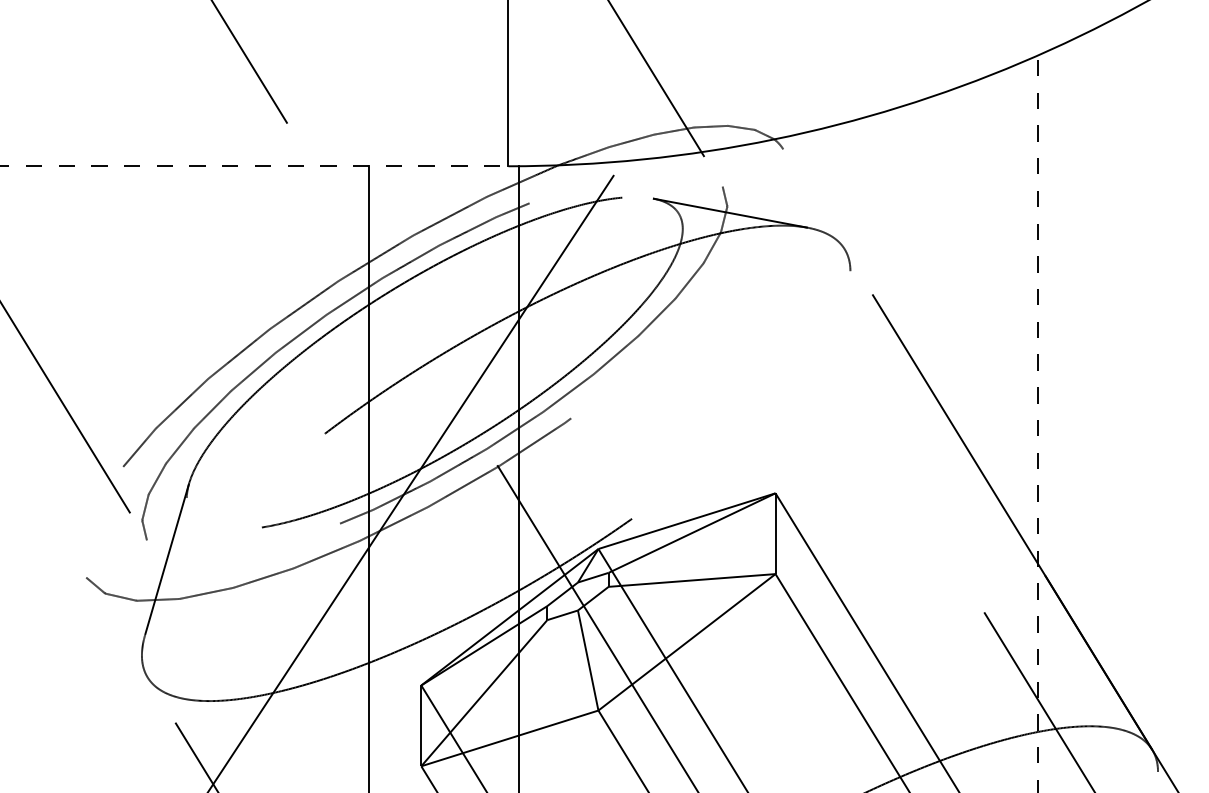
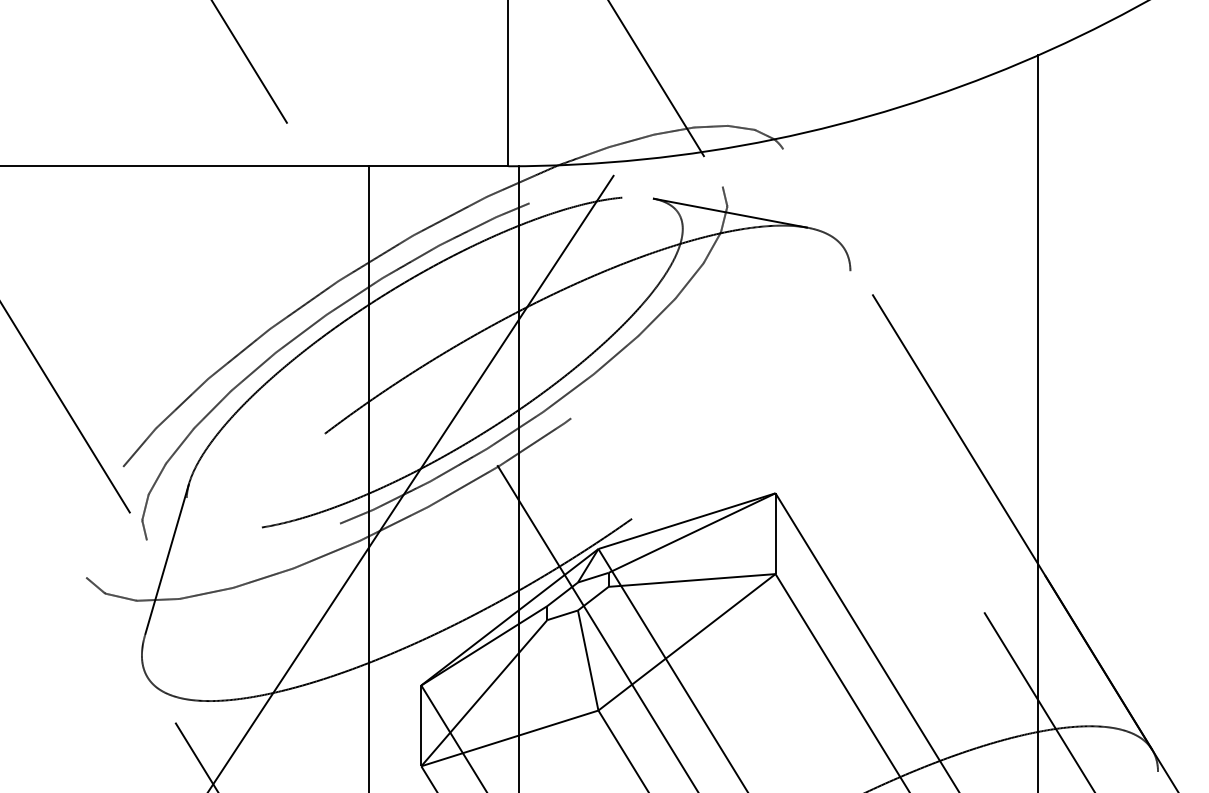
line: dashed -> solid (254, 166)
line: dashed -> solid (1037, 423)
